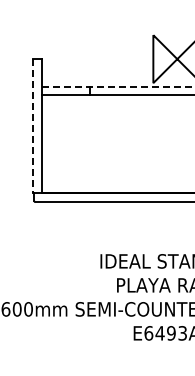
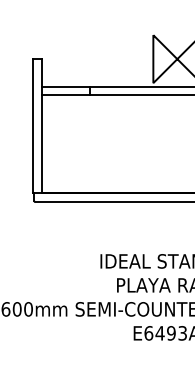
line: dashed -> solid (117, 87)
line: dashed -> solid (33, 126)
